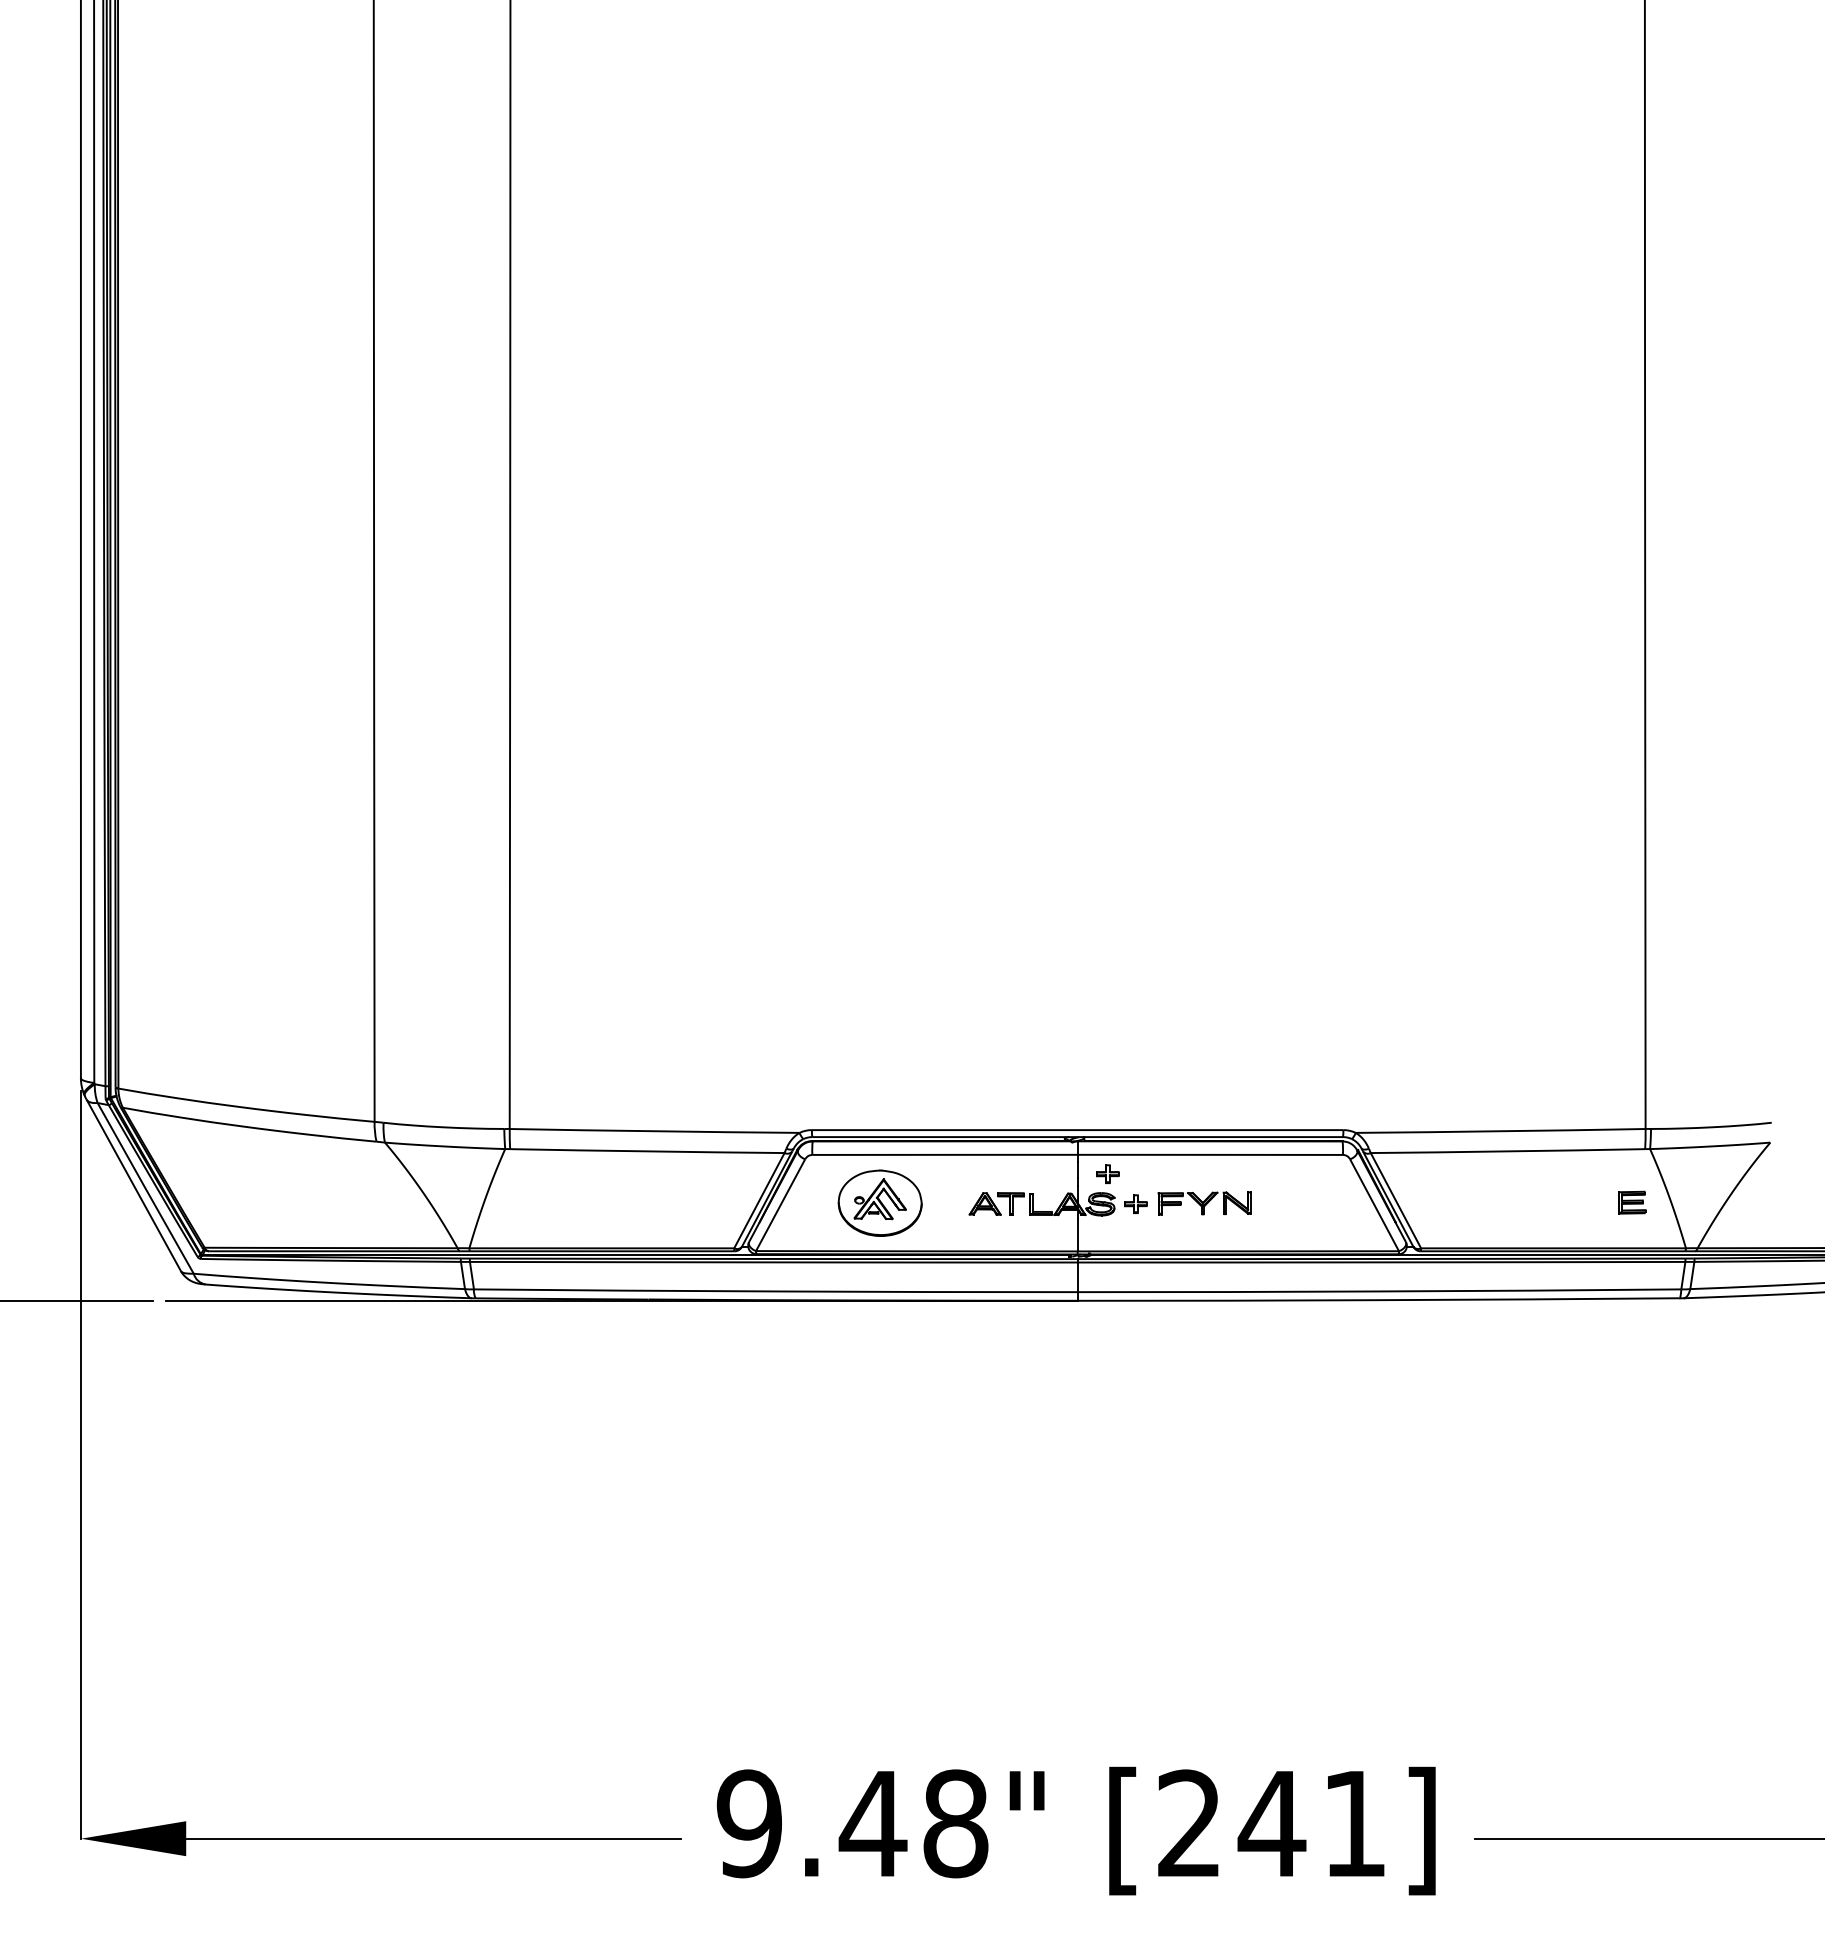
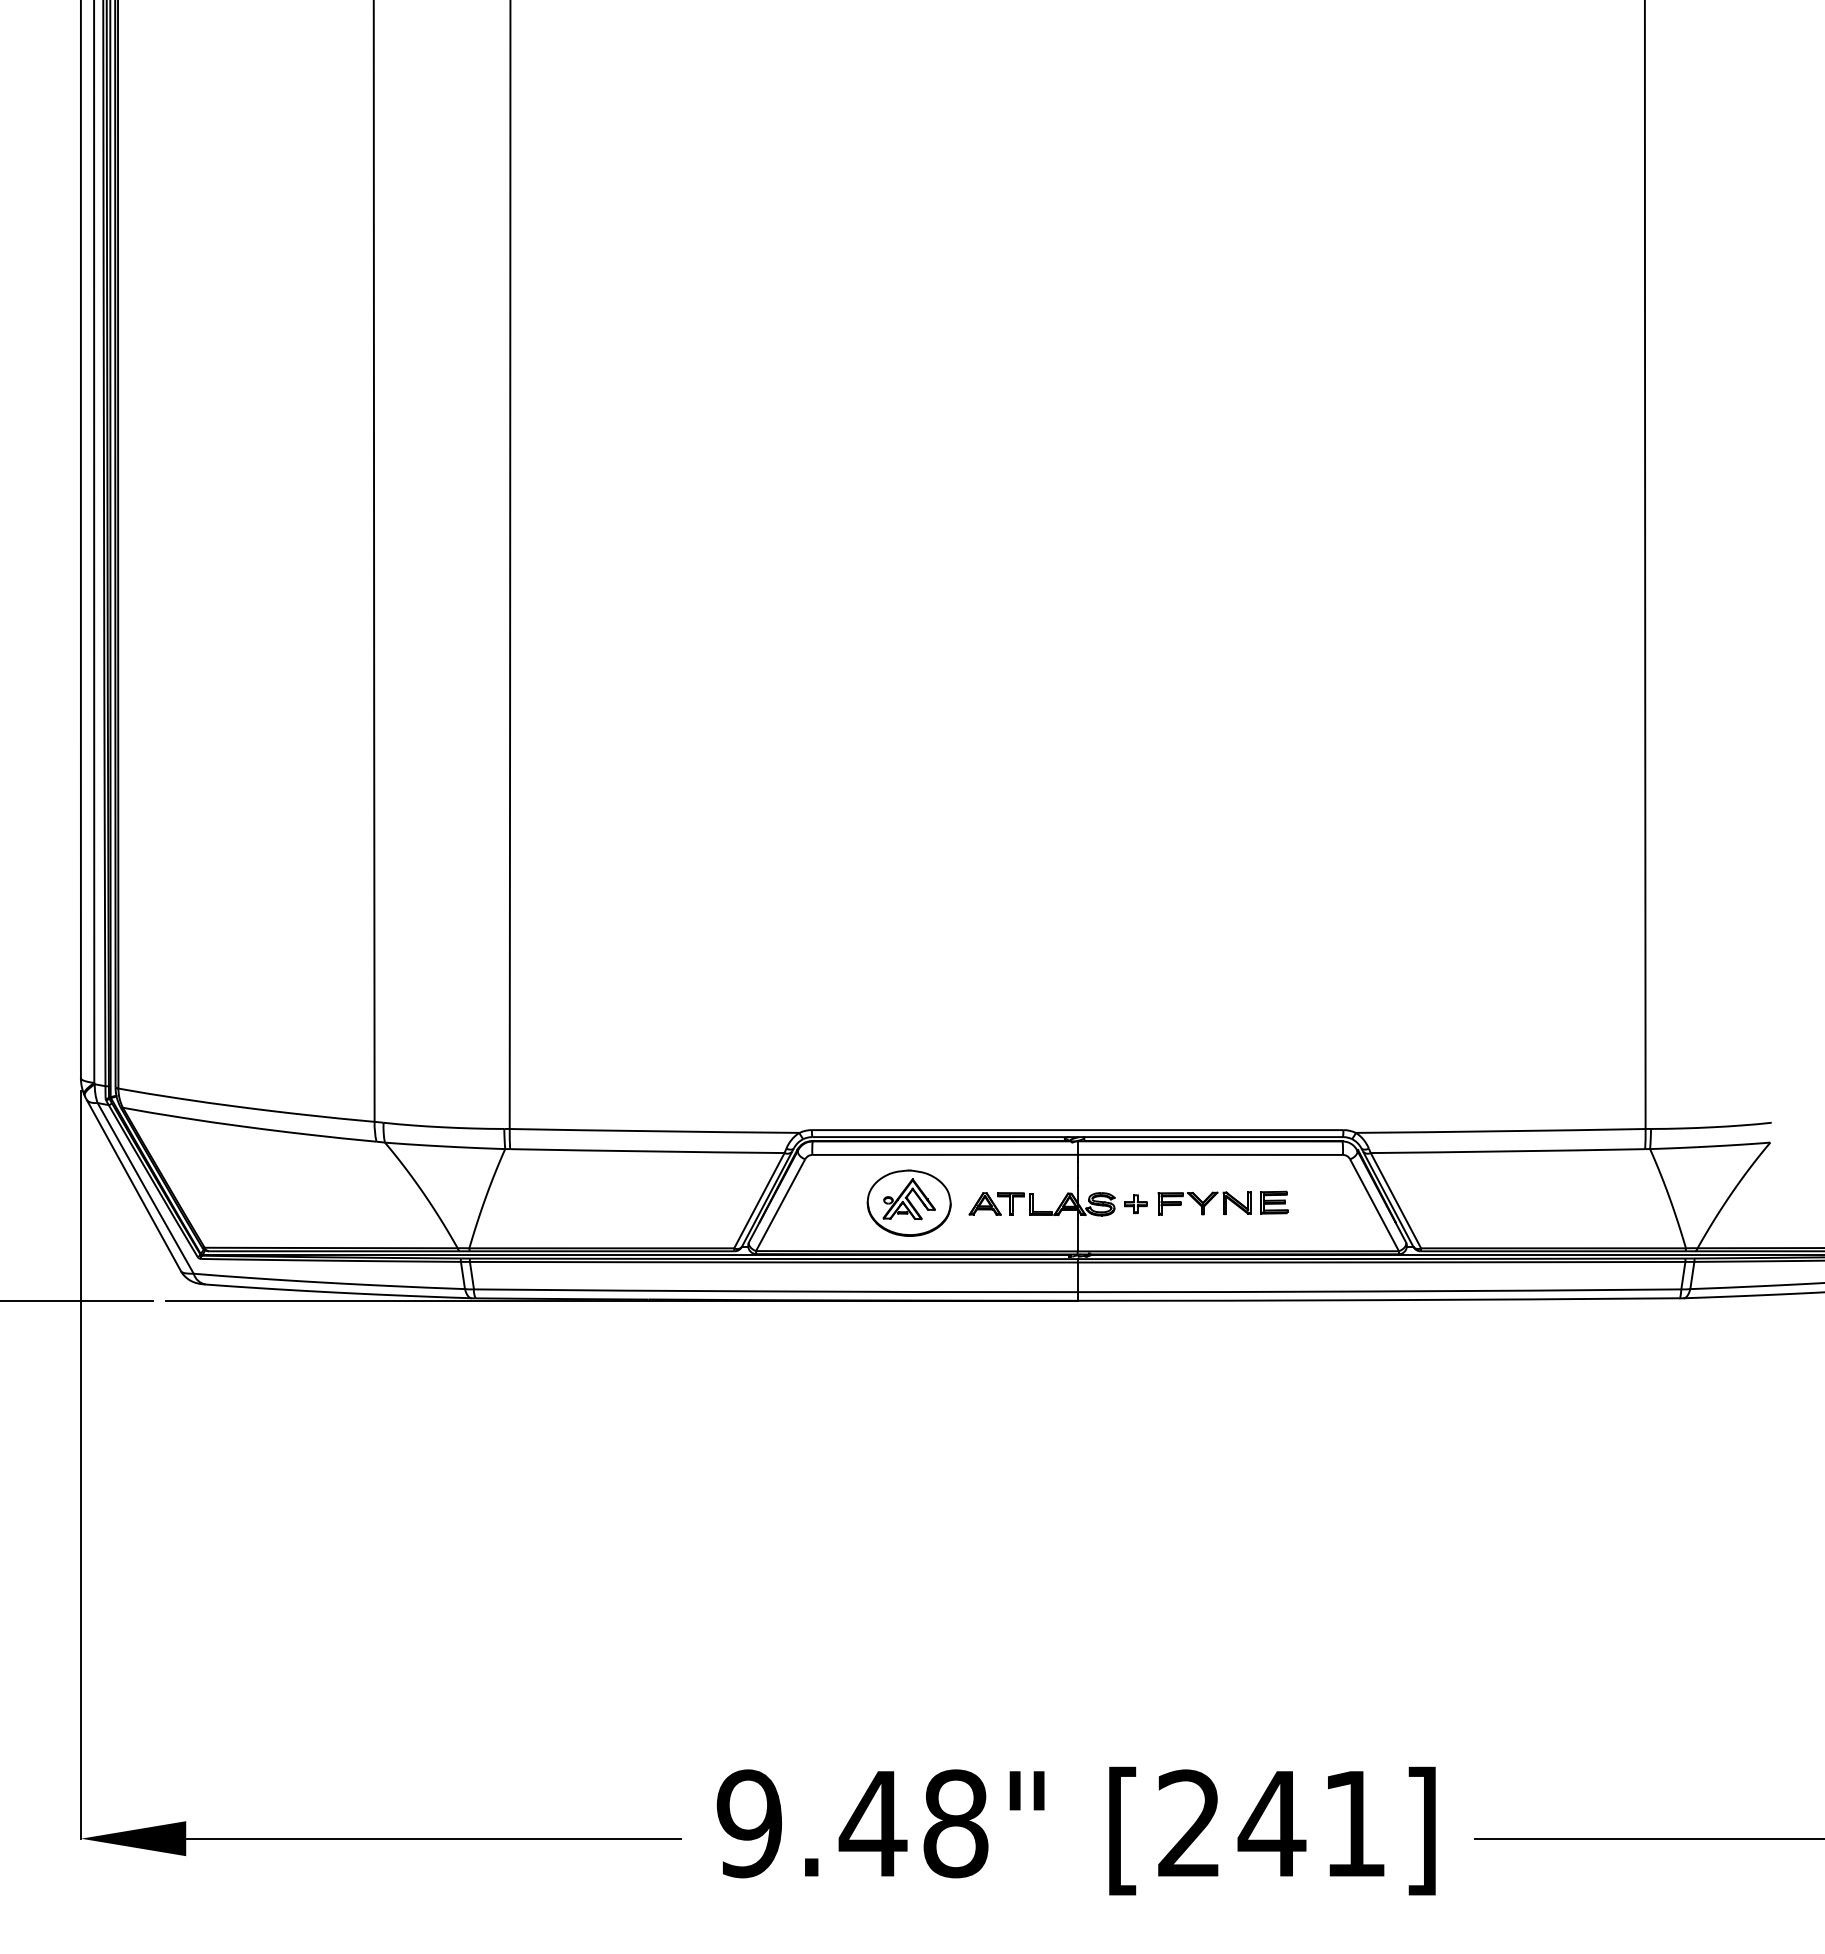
part: present -> none (1107, 1173)
part position: (879, 1202) -> (908, 1202) (908, 1202)
part position: (1632, 1202) -> (1274, 1202) (1274, 1202)
